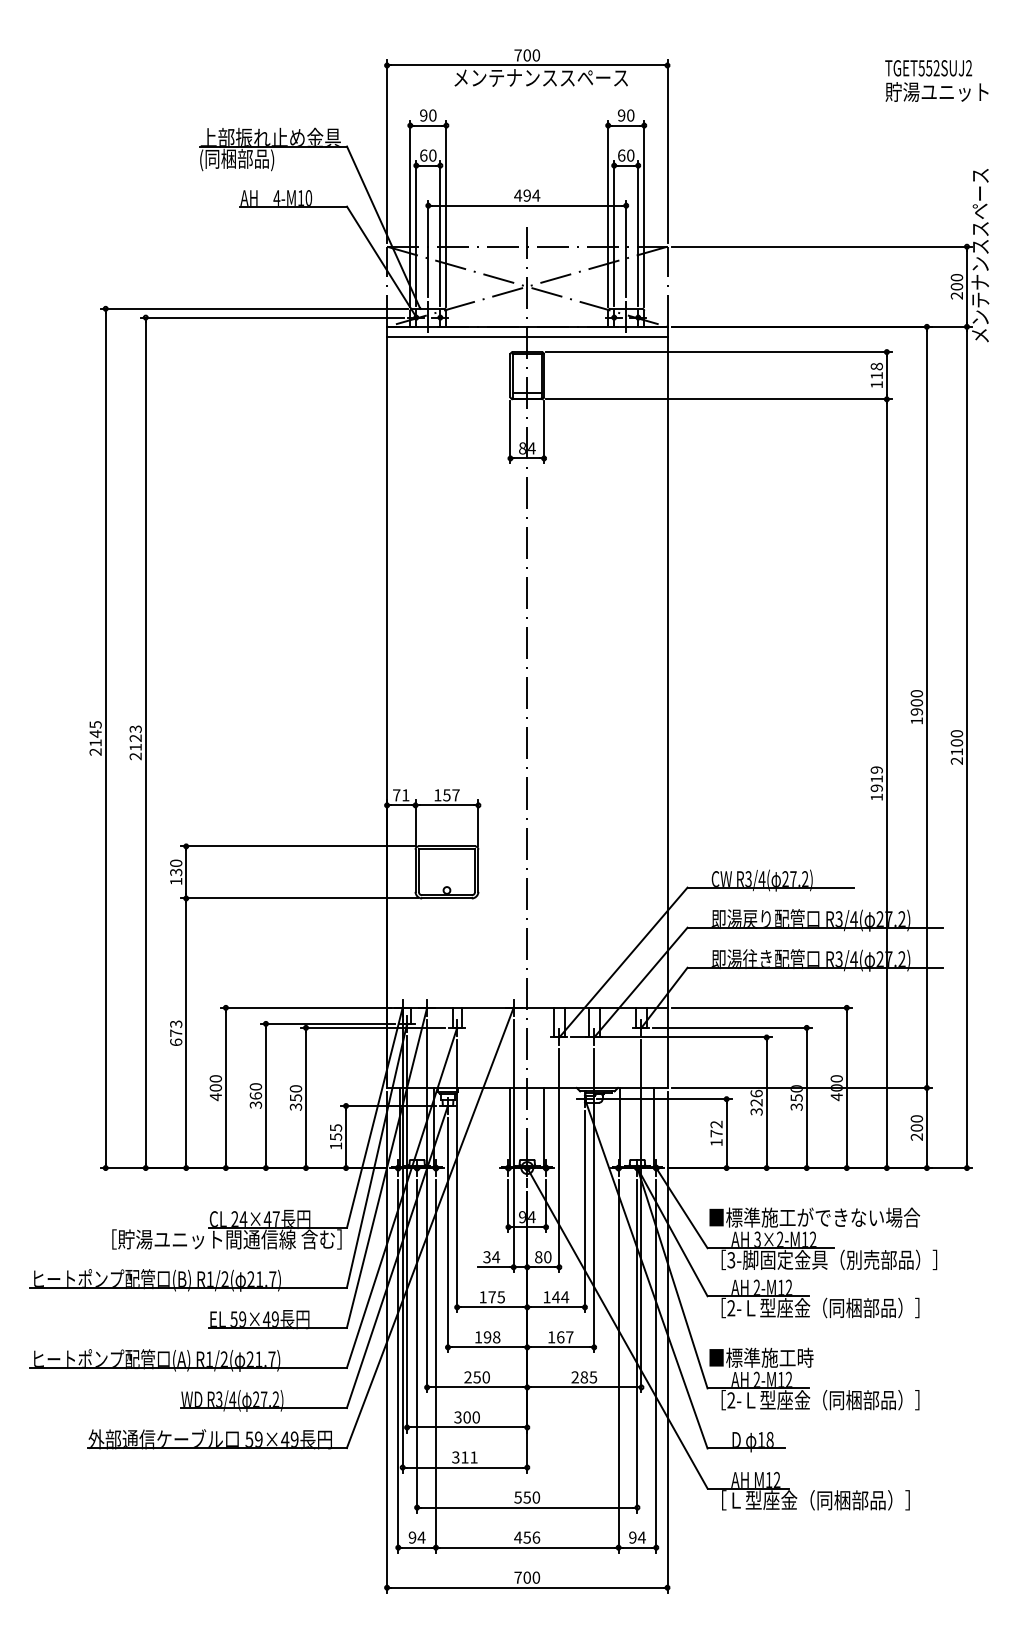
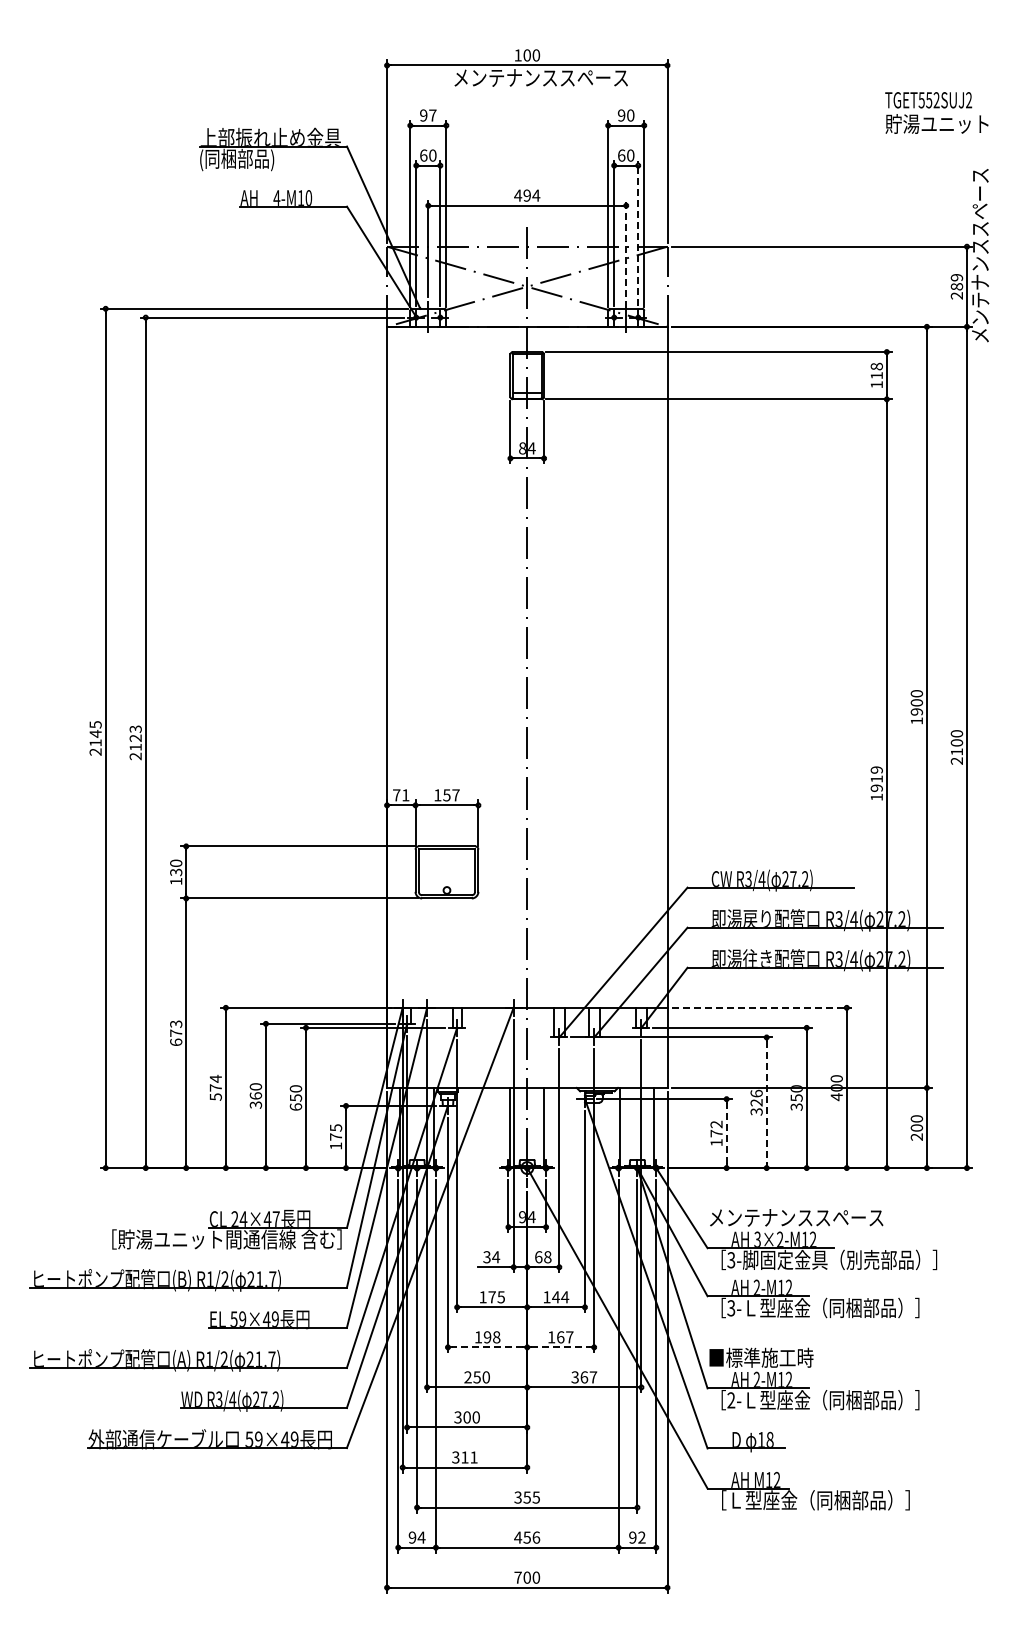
text: 700 -> 100 (517, 55)
text position: (936, 80) -> (936, 112) (936, 112)
text: 90 -> 97 (432, 115)
line: solid -> dashed (638, 232)
line: solid -> dashed (626, 248)
text: 200 -> 289 (956, 282)
line: present -> none (527, 337)
line: solid -> dashed (762, 1007)
text: 400 -> 574 (215, 1087)
line: solid -> dashed (766, 1103)
text: 350 -> 650 (295, 1106)
line: solid -> dashed (726, 1133)
text: 155 -> 175 (336, 1136)
text: ■標準施工ができない場合 -> メンテナンススペース (814, 1217)
text: 80 -> 68 (543, 1257)
text: 2- -> 3- (731, 1308)
line: solid -> dashed (487, 1347)
line: solid -> dashed (561, 1347)
text: 285 -> 367 (584, 1377)
text: 550 -> 355 (527, 1497)
text: 94 -> 92 (641, 1537)
